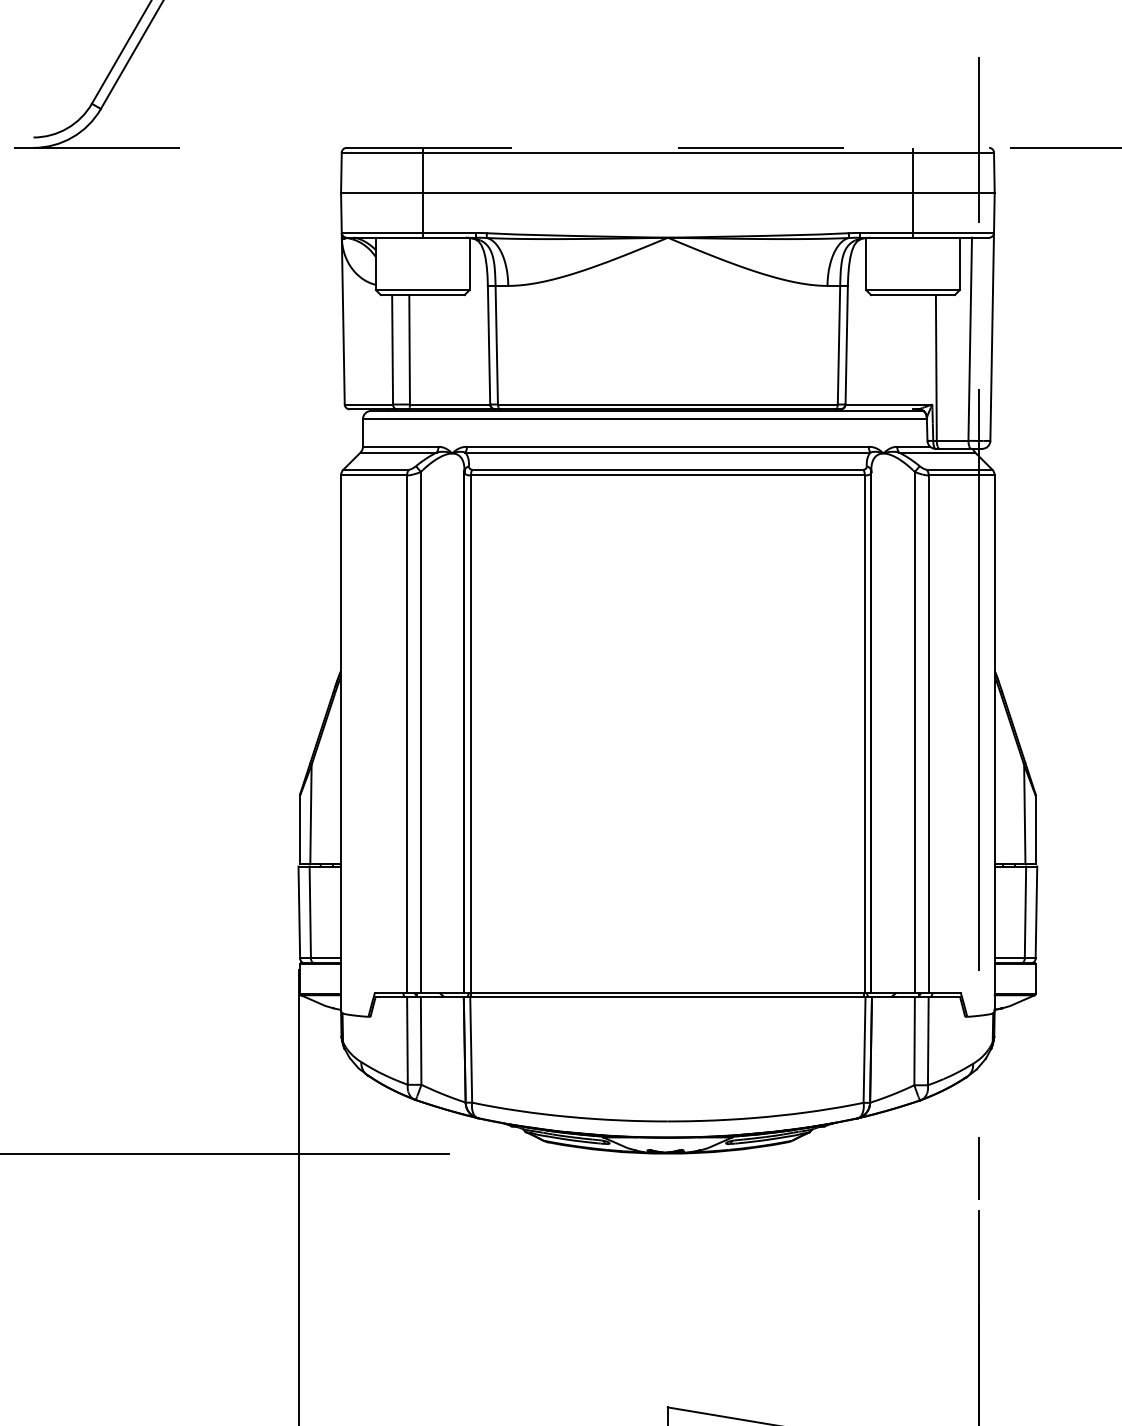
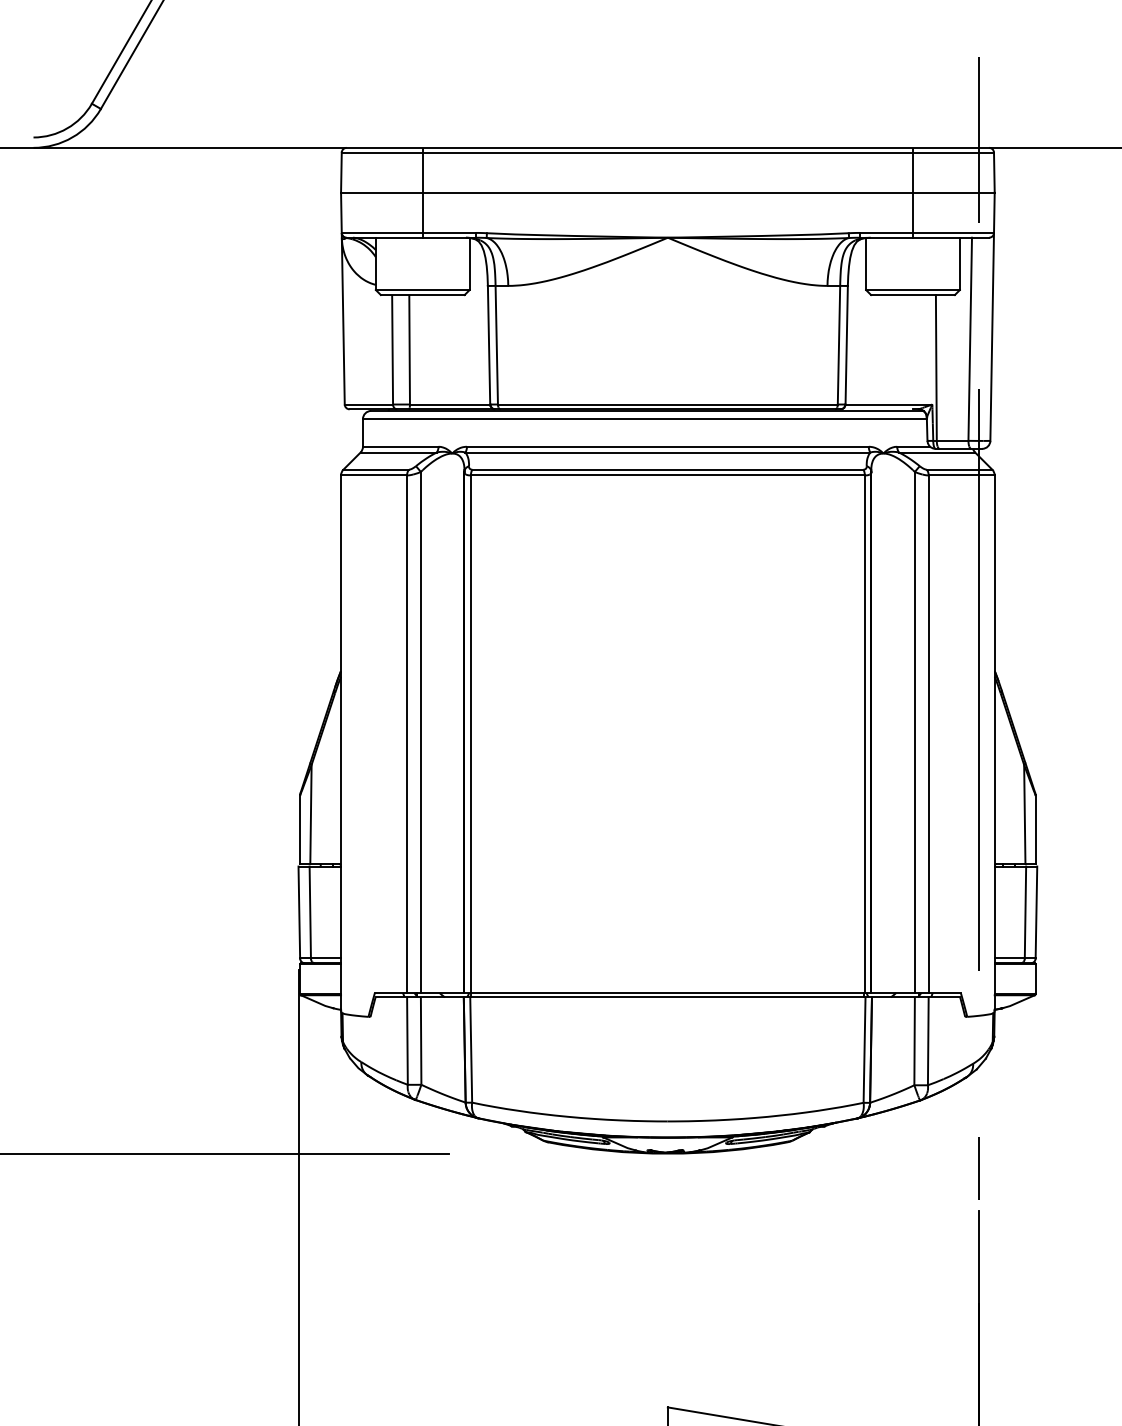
line: dashed -> solid (561, 147)
